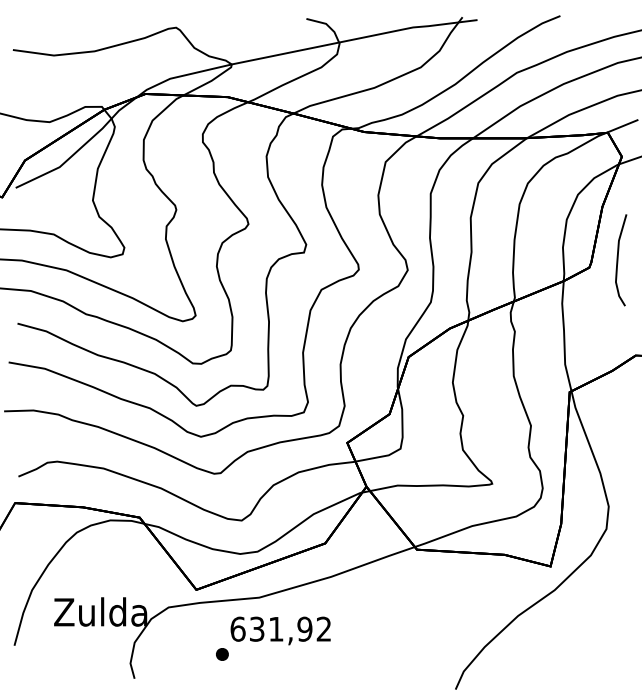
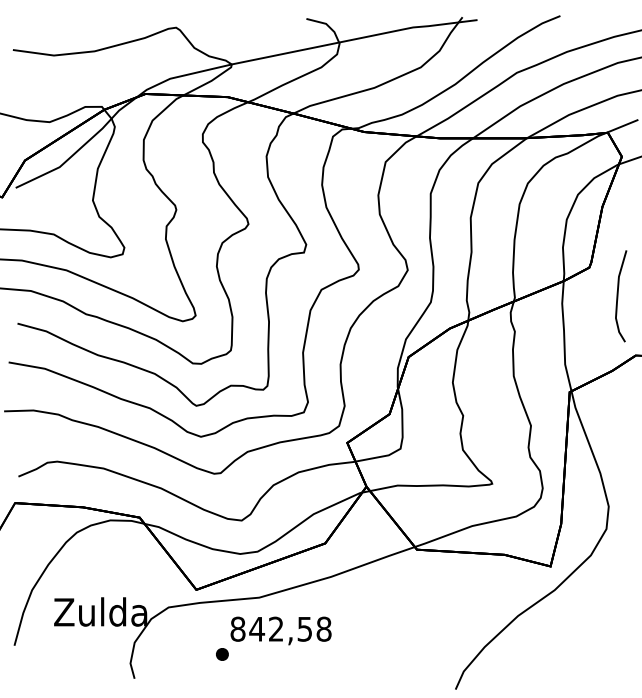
curve position: (618, 260) -> (618, 296) (618, 296)
text: 631,92 -> 842,58 (280, 628)
